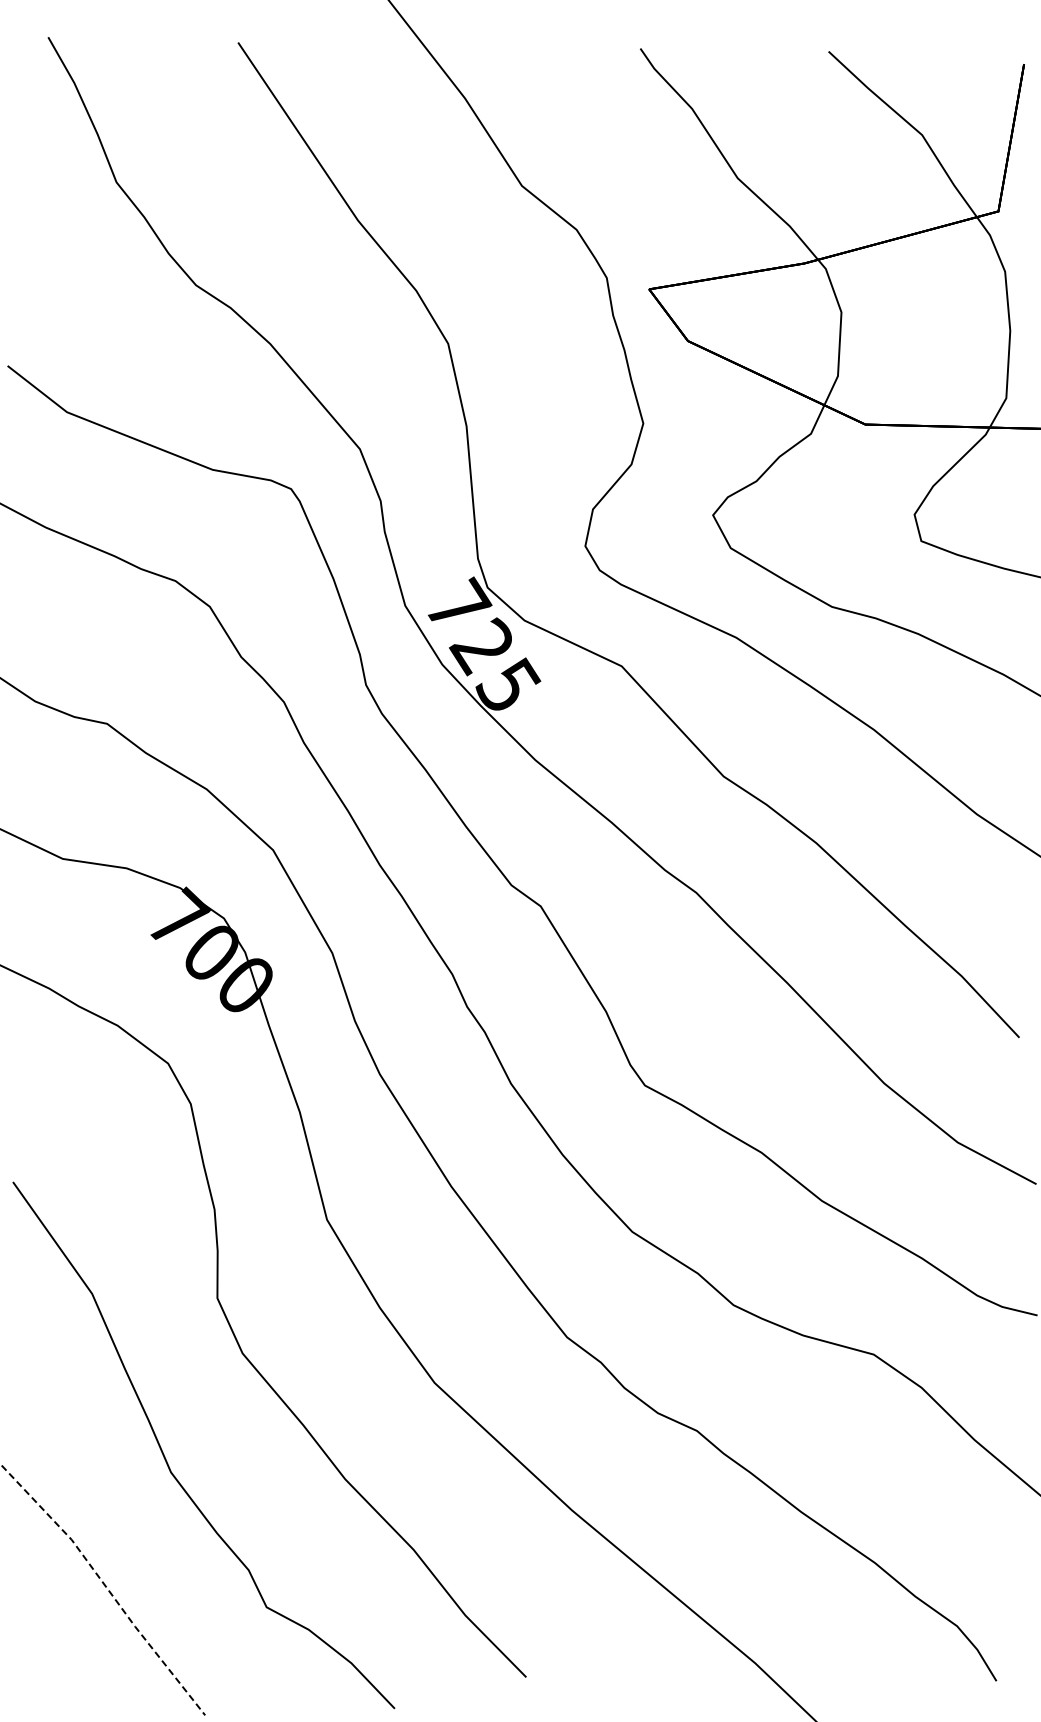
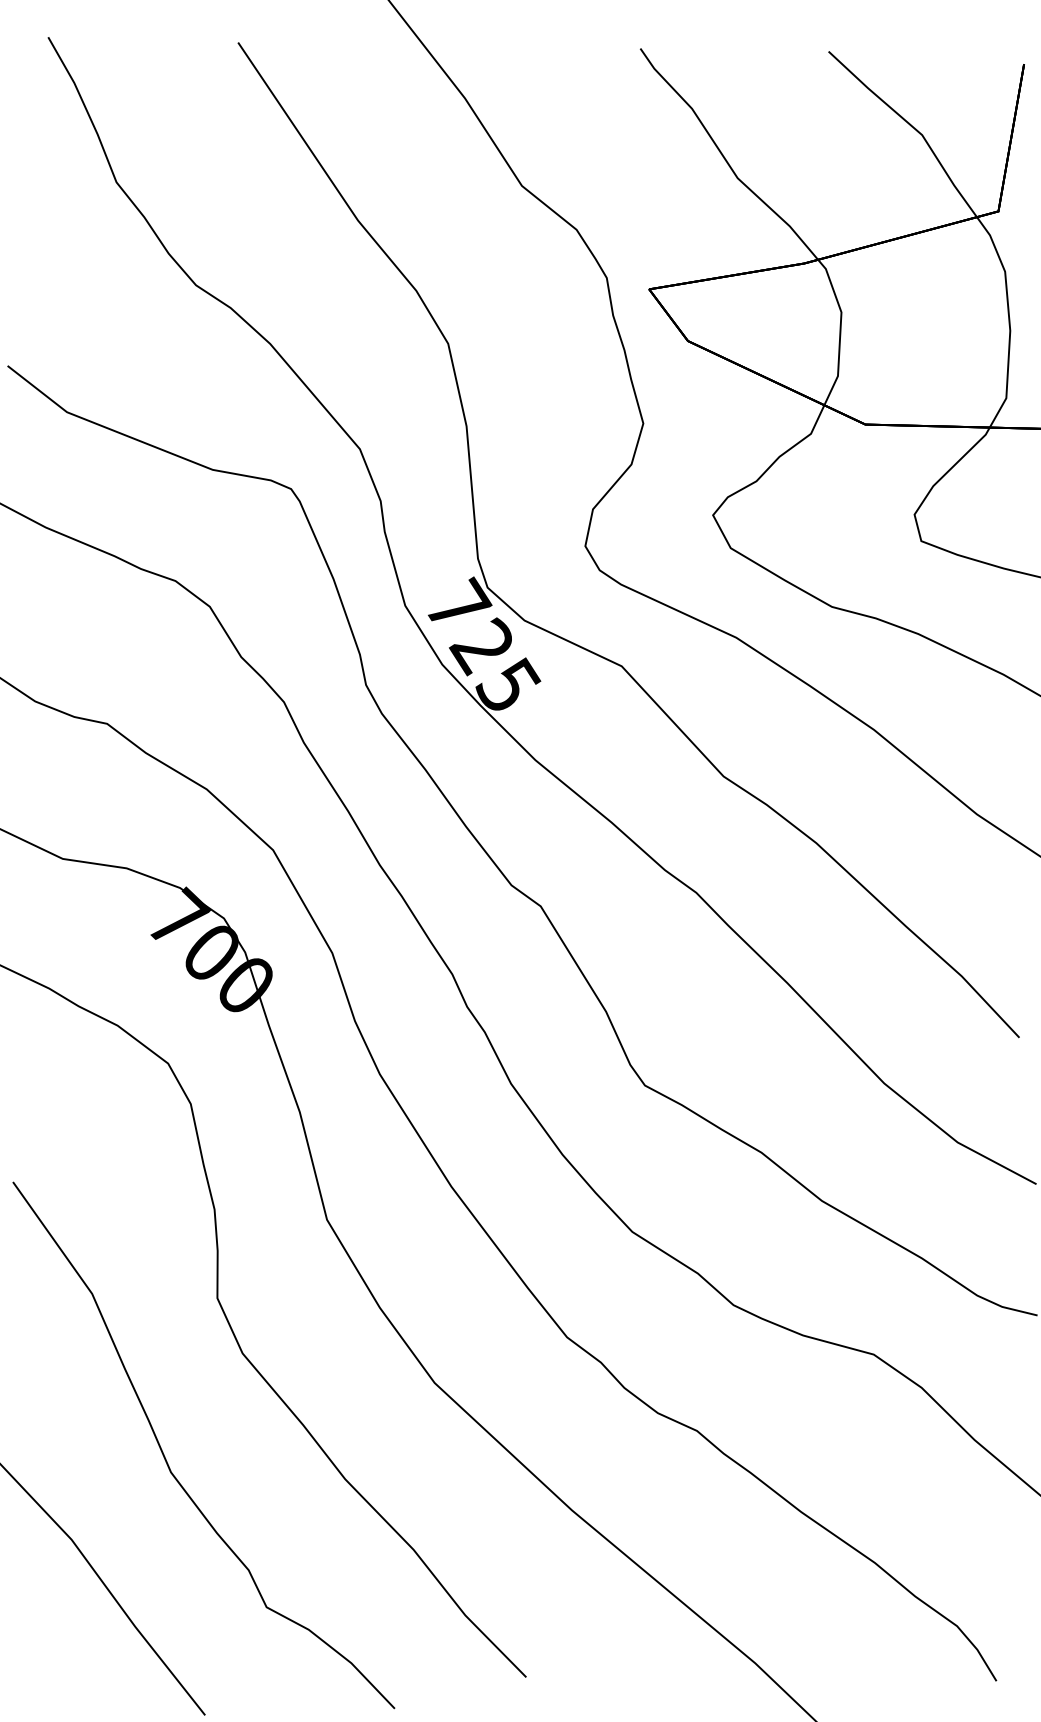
line: dashed -> solid (105, 1586)
